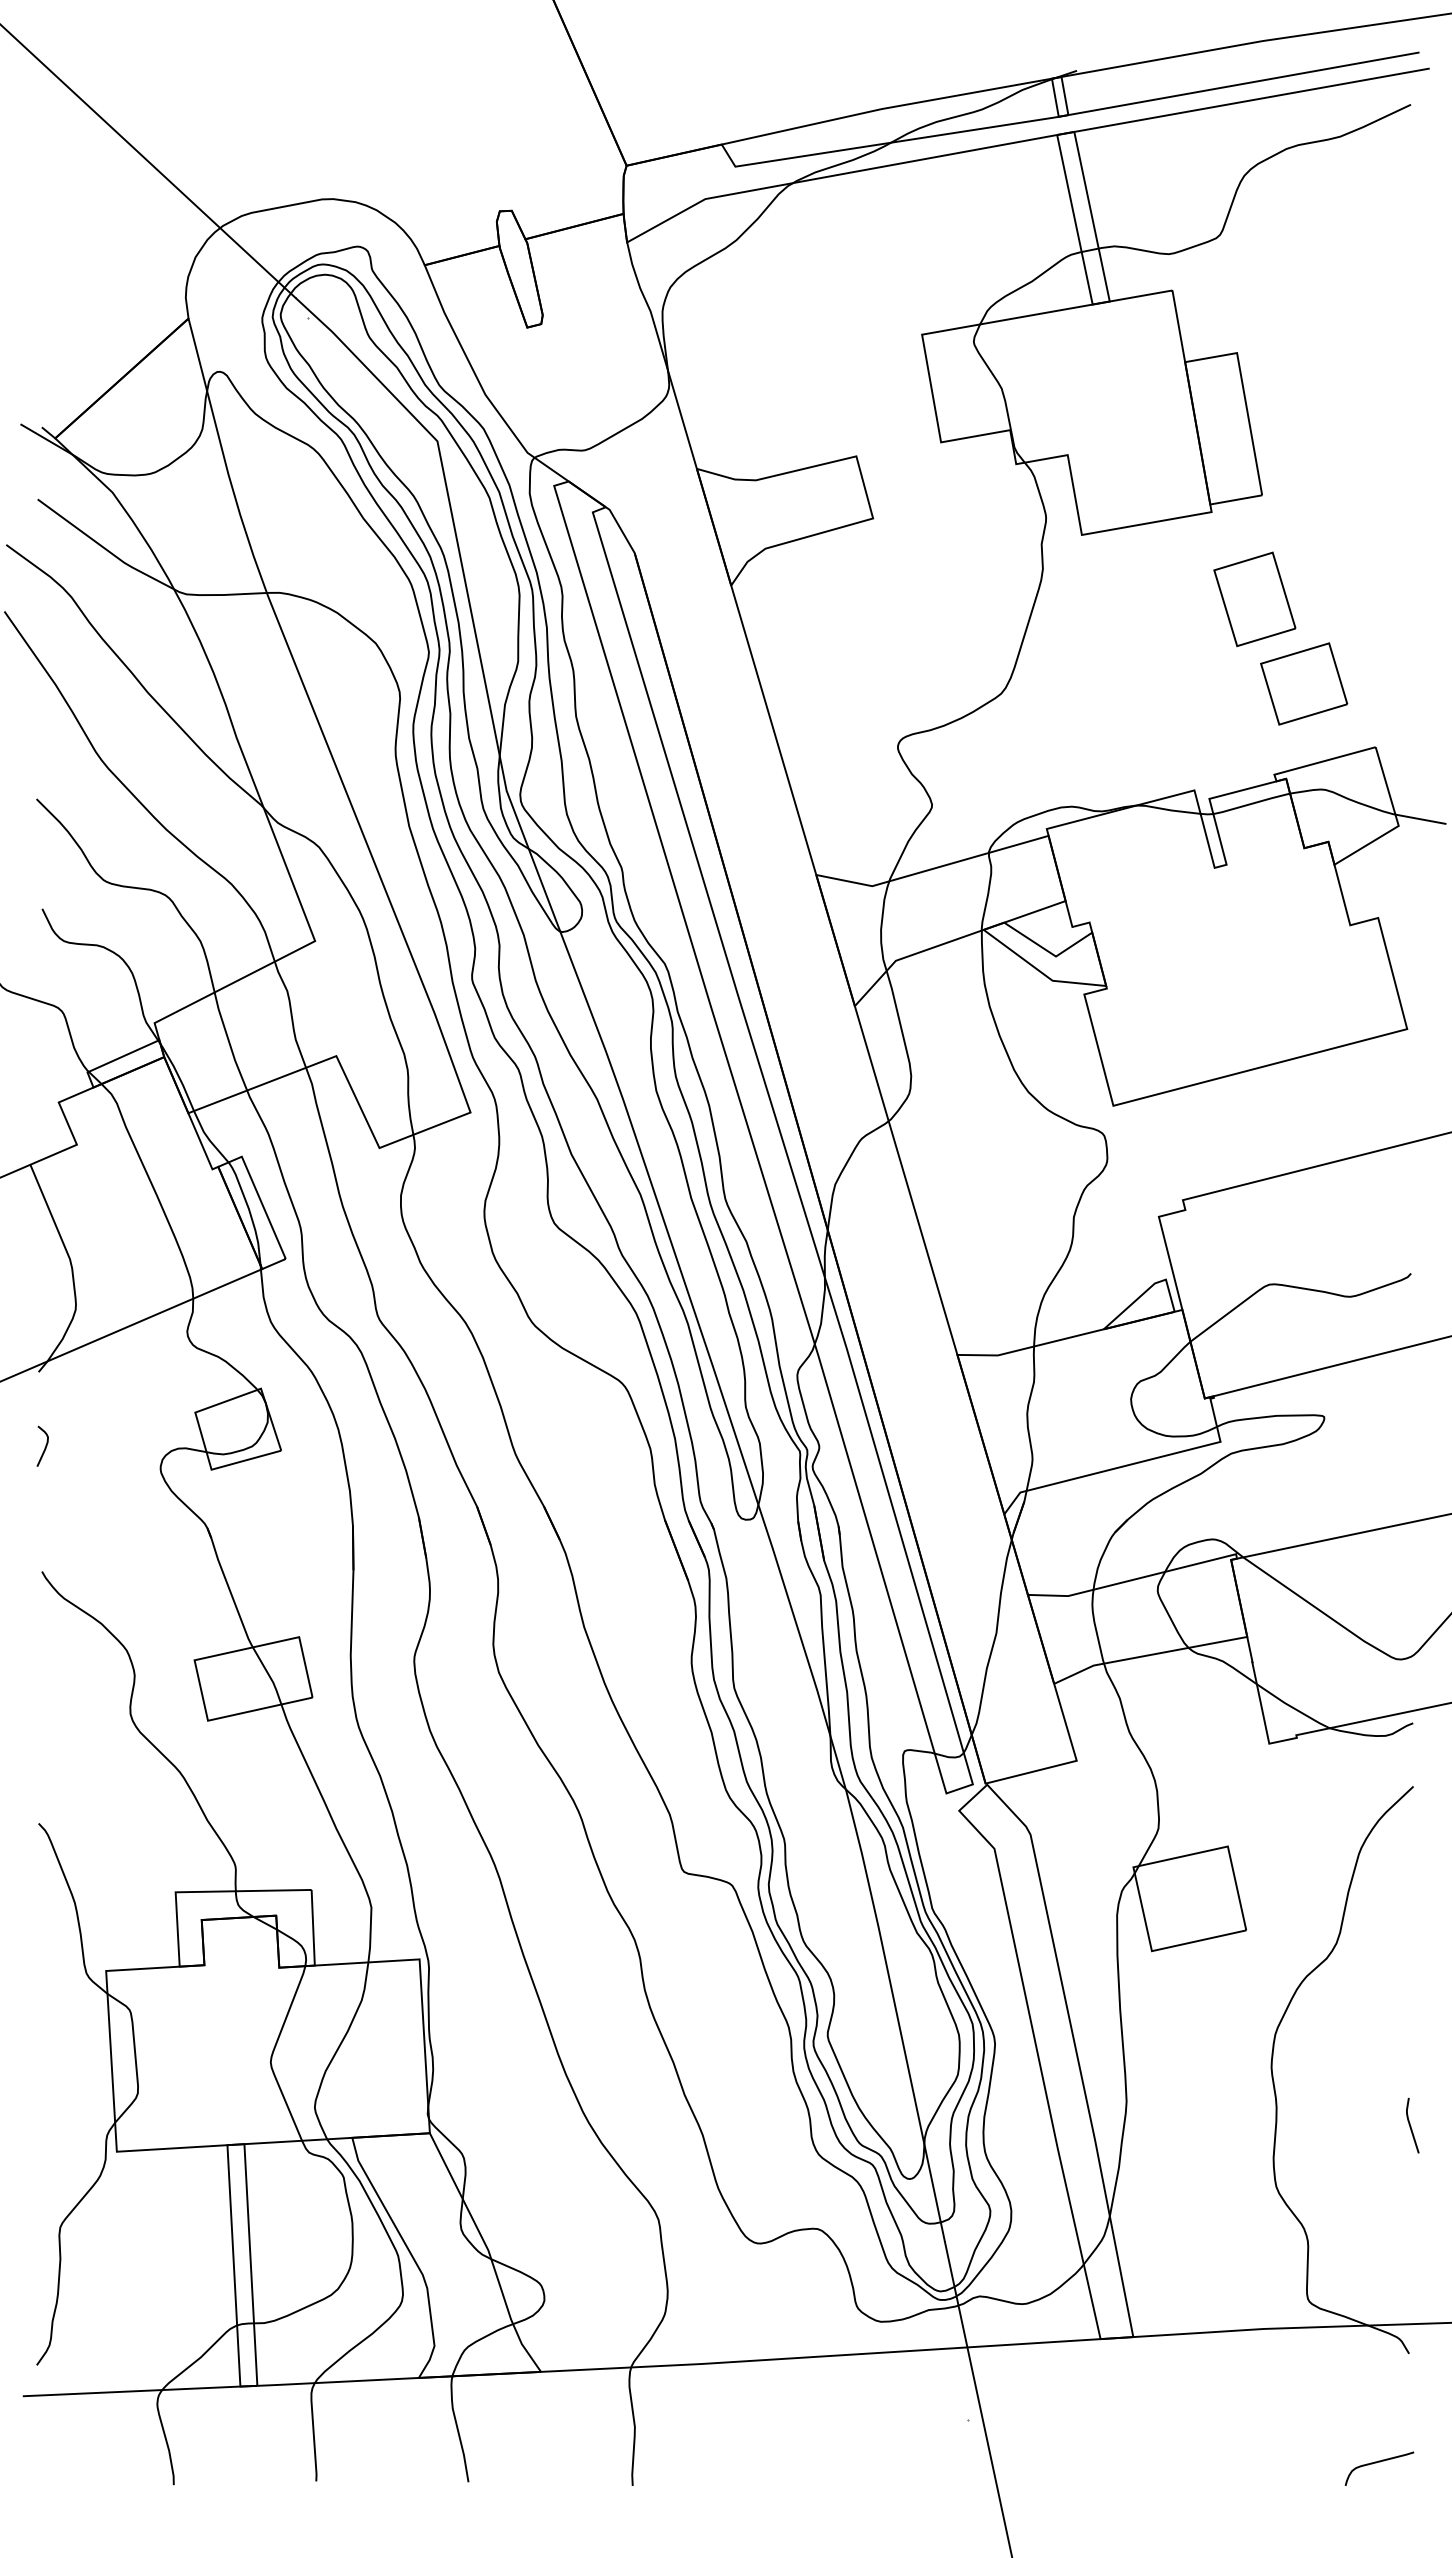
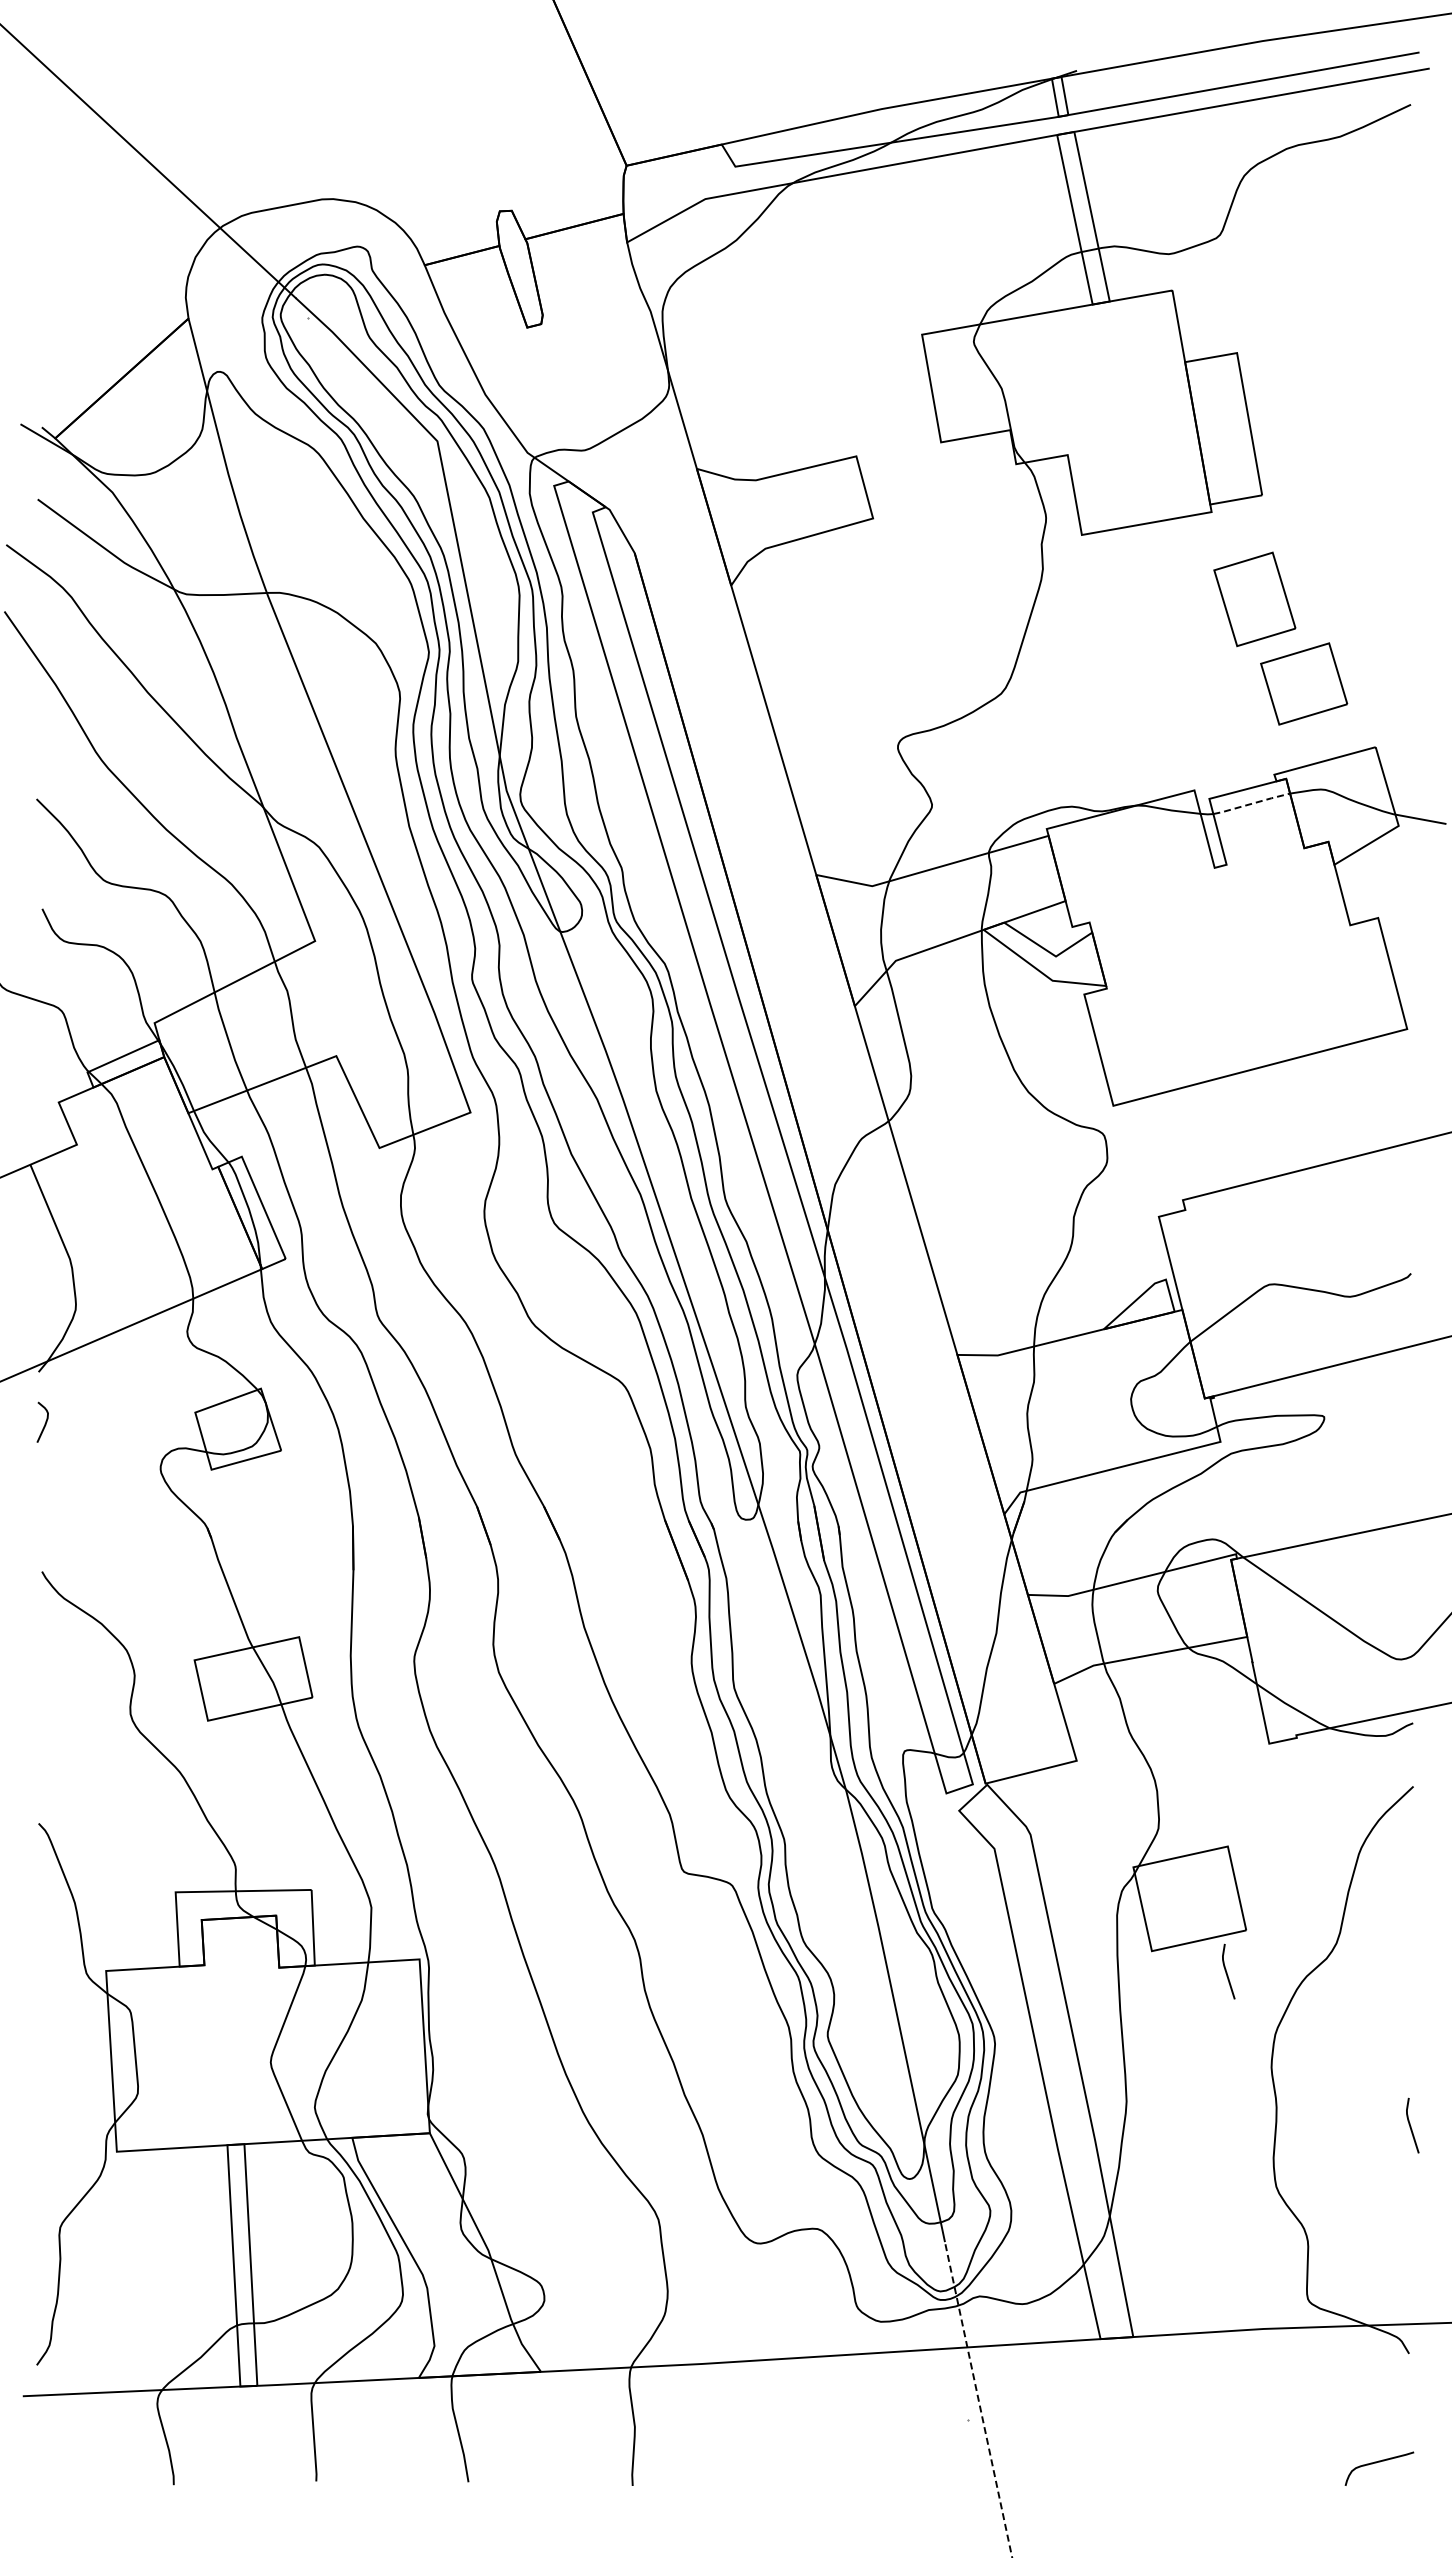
line: solid -> dashed (1251, 803)
curve position: (44, 1447) -> (44, 1423) (44, 1423)
line: none -> present (1227, 1972)
line: solid -> dashed (978, 2399)
